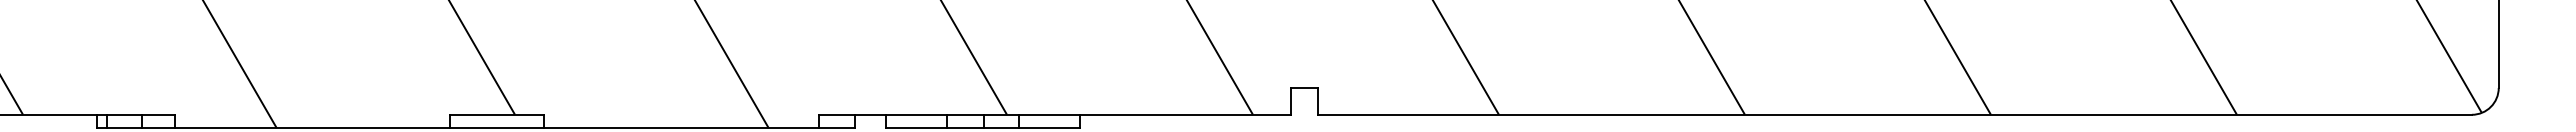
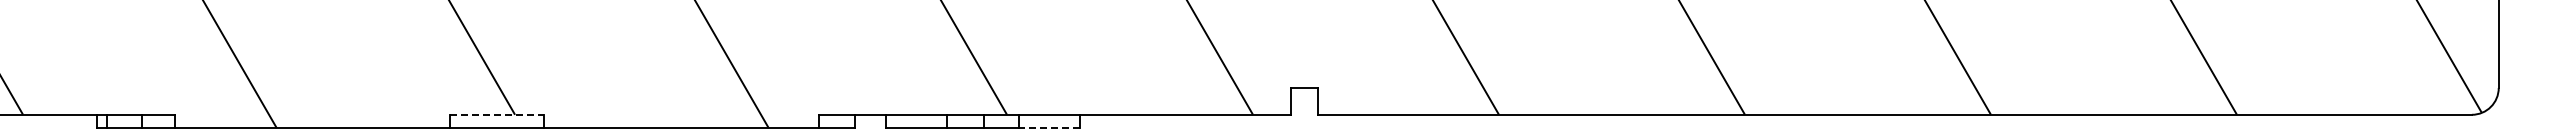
line: solid -> dashed (497, 114)
line: solid -> dashed (1049, 128)
